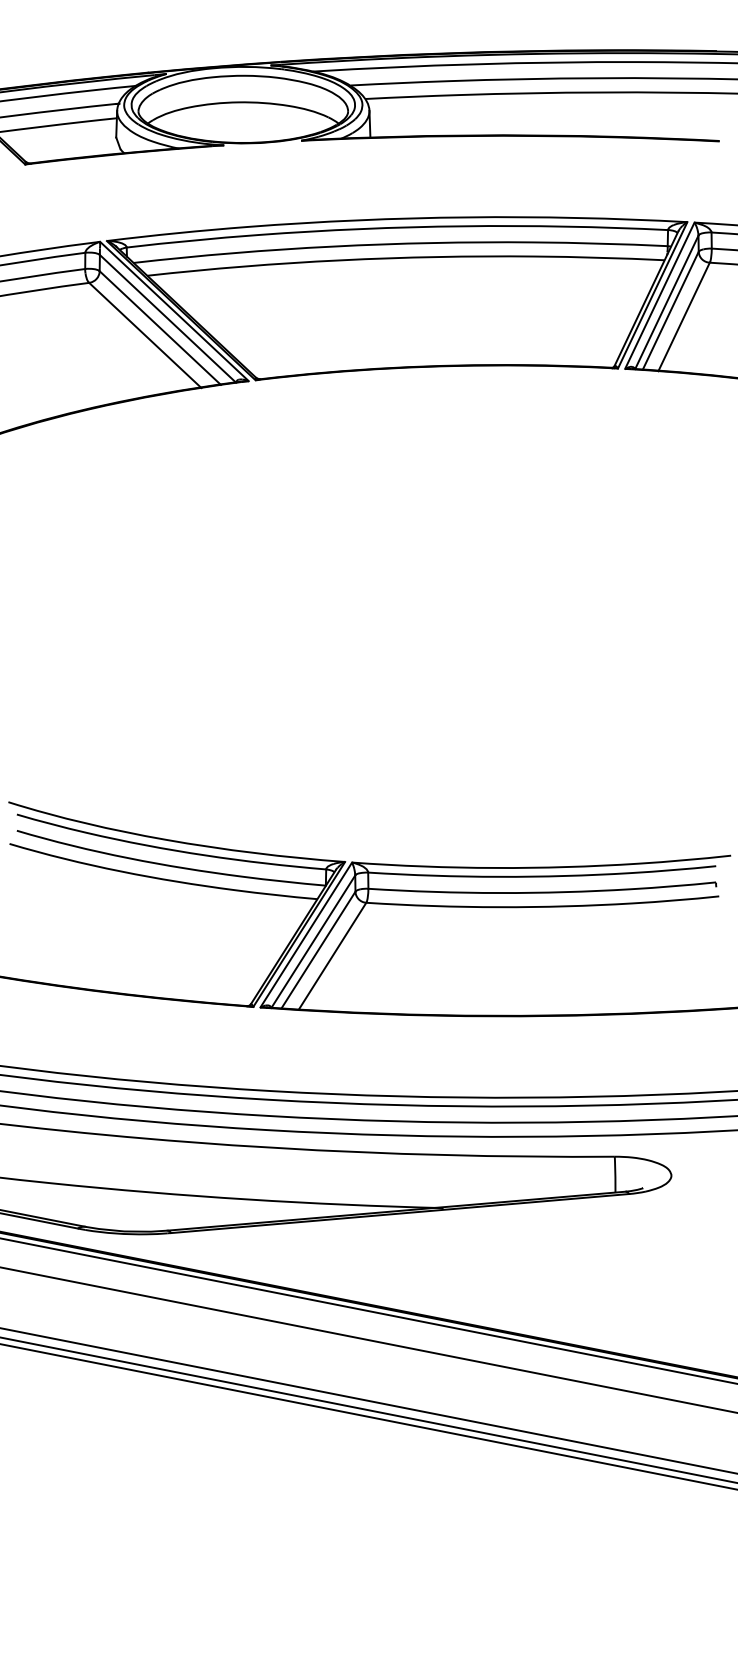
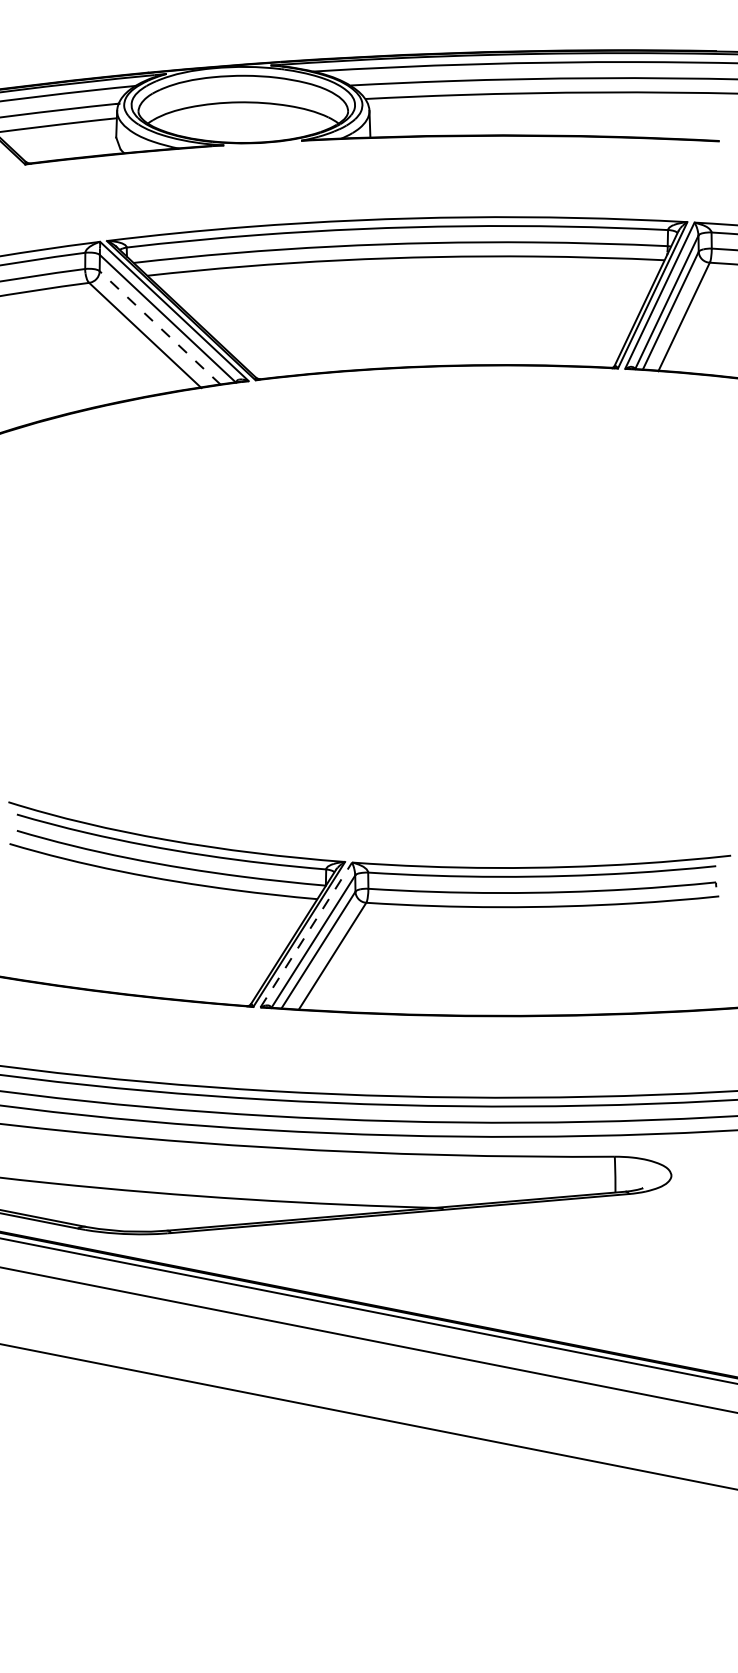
line: solid -> dashed (159, 327)
line: solid -> dashed (306, 935)
line: present -> none (368, 1400)
line: present -> none (368, 1409)
